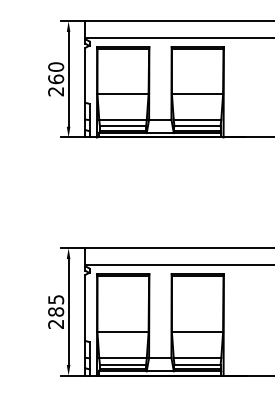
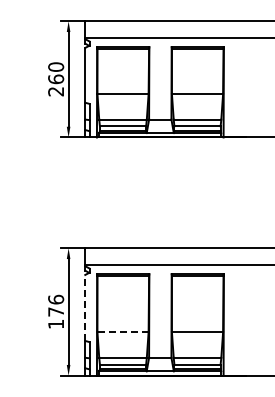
line: solid -> dashed (85, 307)
text: 285 -> 176 (56, 311)
line: solid -> dashed (123, 332)
